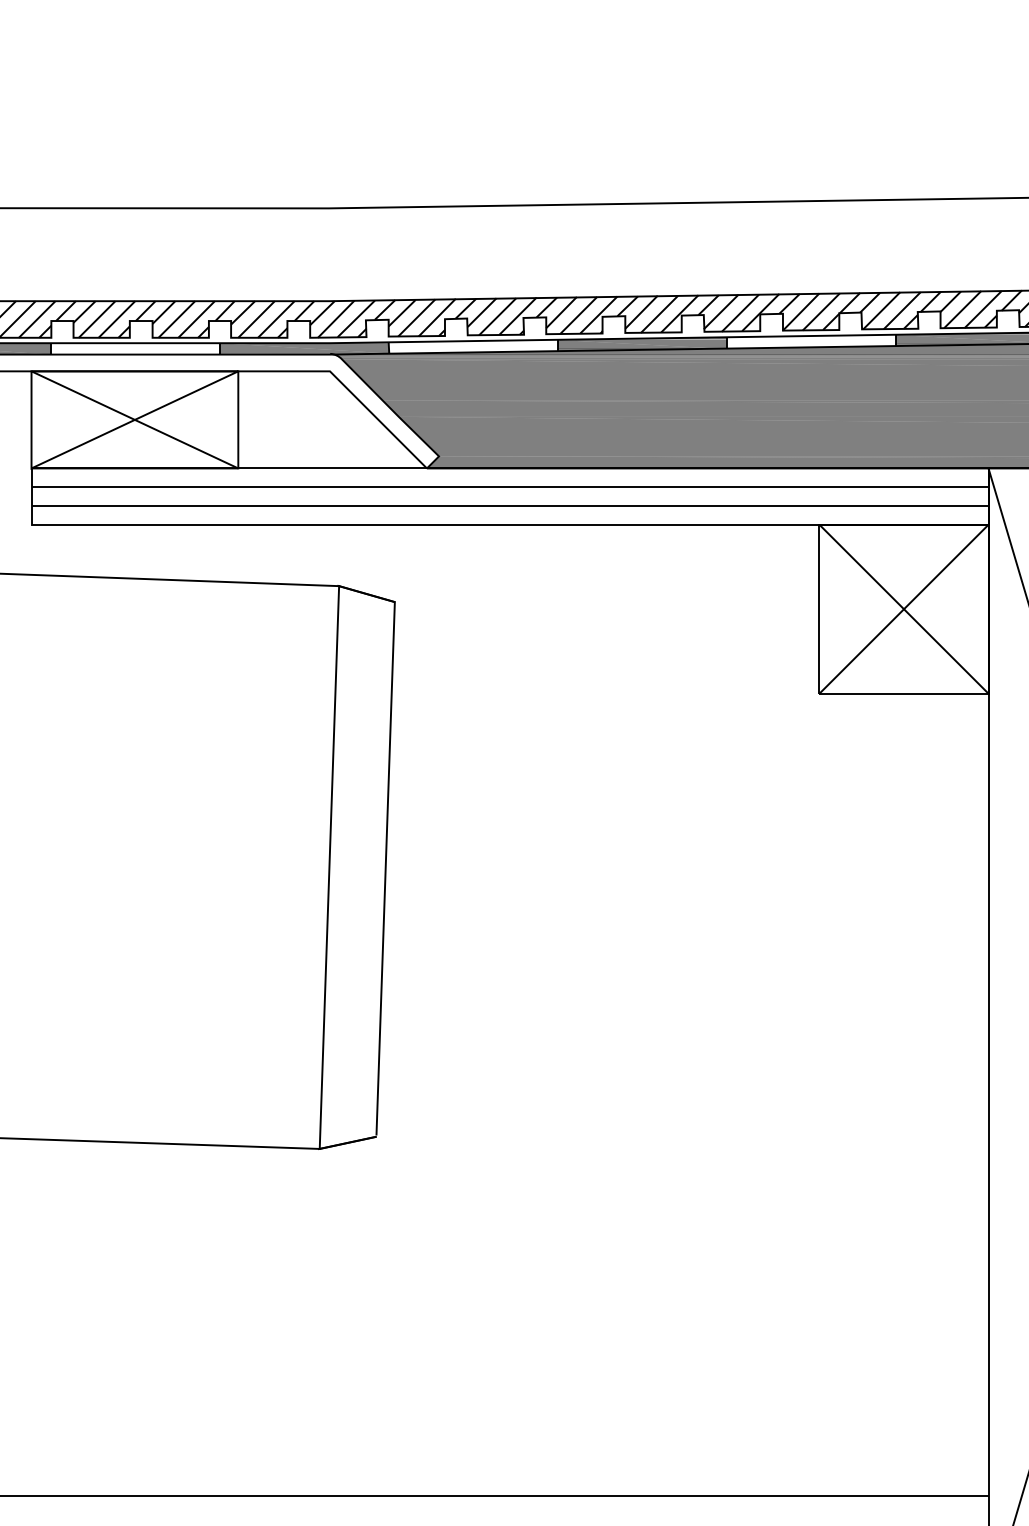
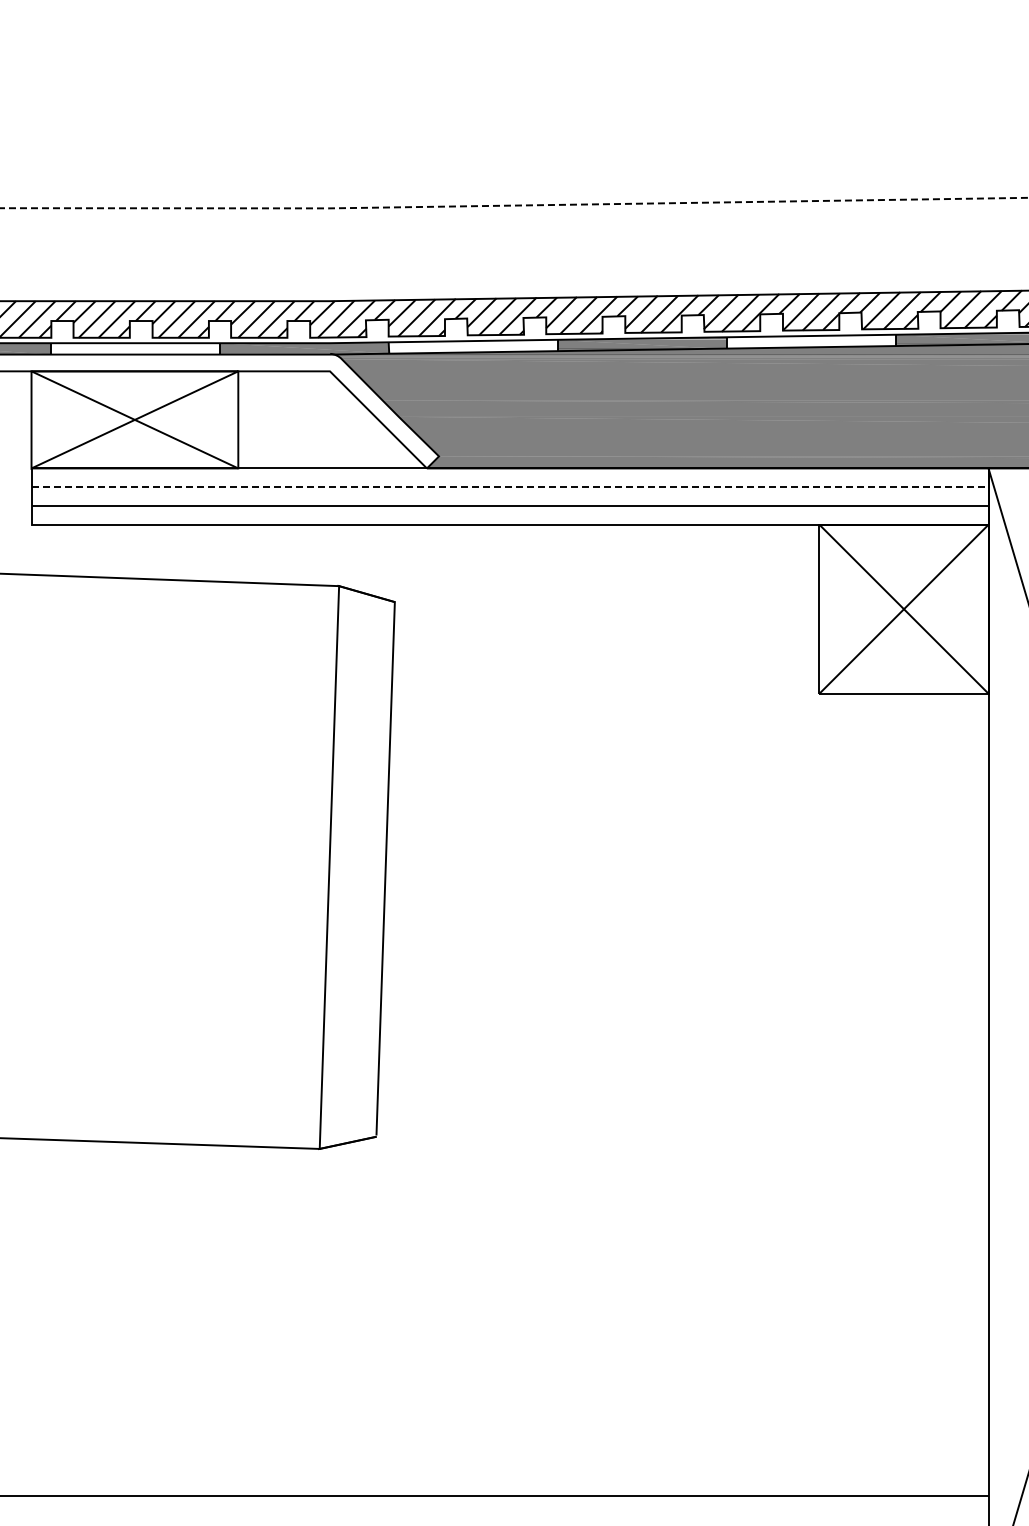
line: solid -> dashed (513, 205)
line: solid -> dashed (510, 486)
